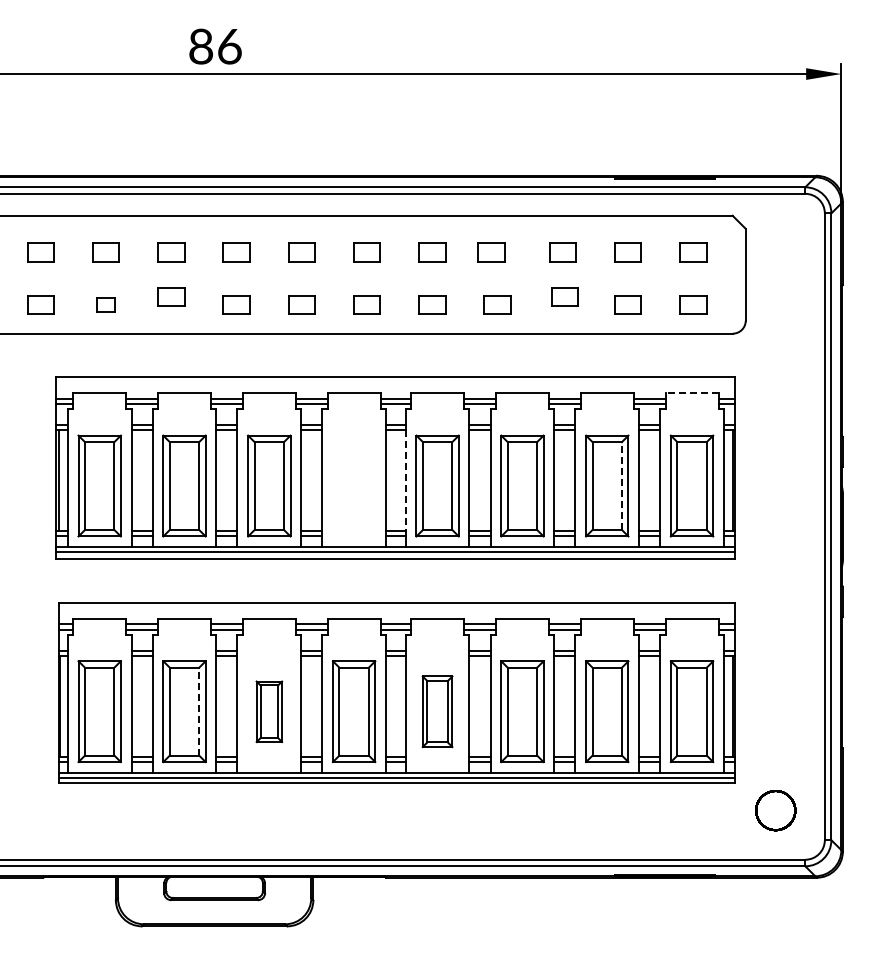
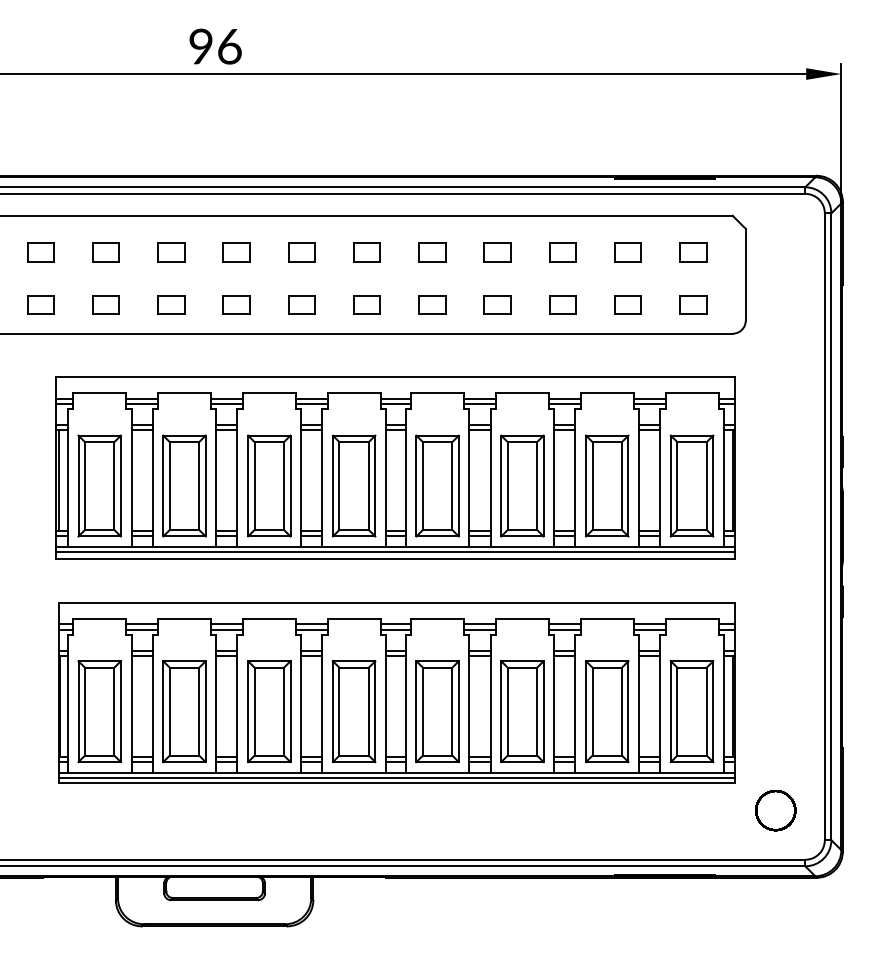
text: 86 -> 96 (201, 48)
part position: (491, 252) -> (497, 252) (497, 252)
part position: (171, 296) -> (171, 304) (171, 304)
part position: (564, 296) -> (562, 304) (562, 304)
part size: 20x16 px -> 28x20 px (105, 304)
line: dashed -> solid (691, 393)
line: dashed -> solid (405, 481)
part: none -> present (353, 485)
line: dashed -> solid (621, 486)
line: dashed -> solid (199, 711)
part size: 29x64 px -> 45x104 px (269, 711)
part size: 33x74 px -> 45x104 px (437, 711)
